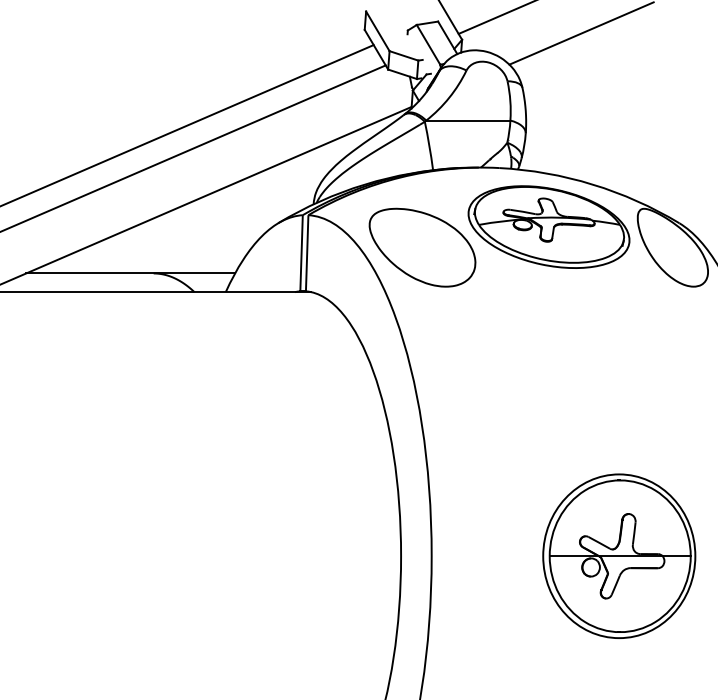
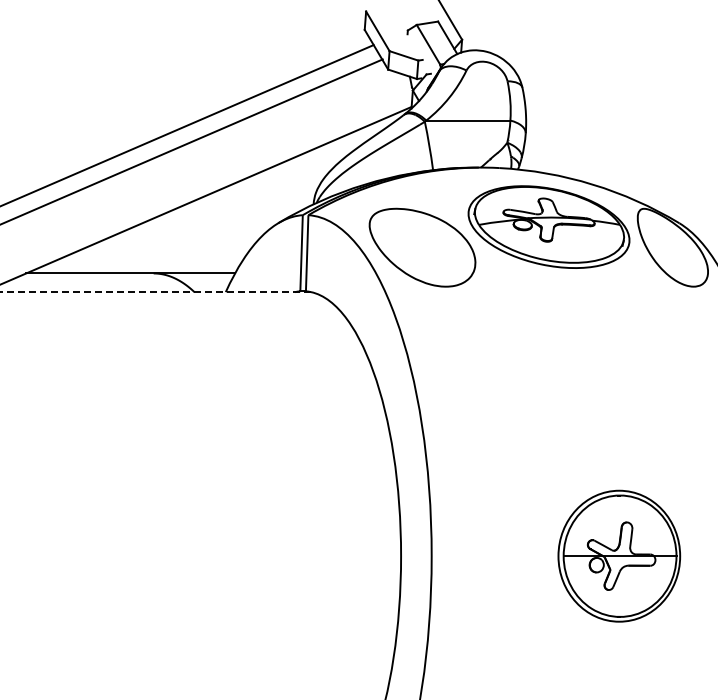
line: present -> none (495, 17)
line: present -> none (581, 33)
line position: (193, 148) -> (192, 141) (192, 141)
line: solid -> dashed (155, 292)
part size: 155x166 px -> 125x134 px (619, 555)
